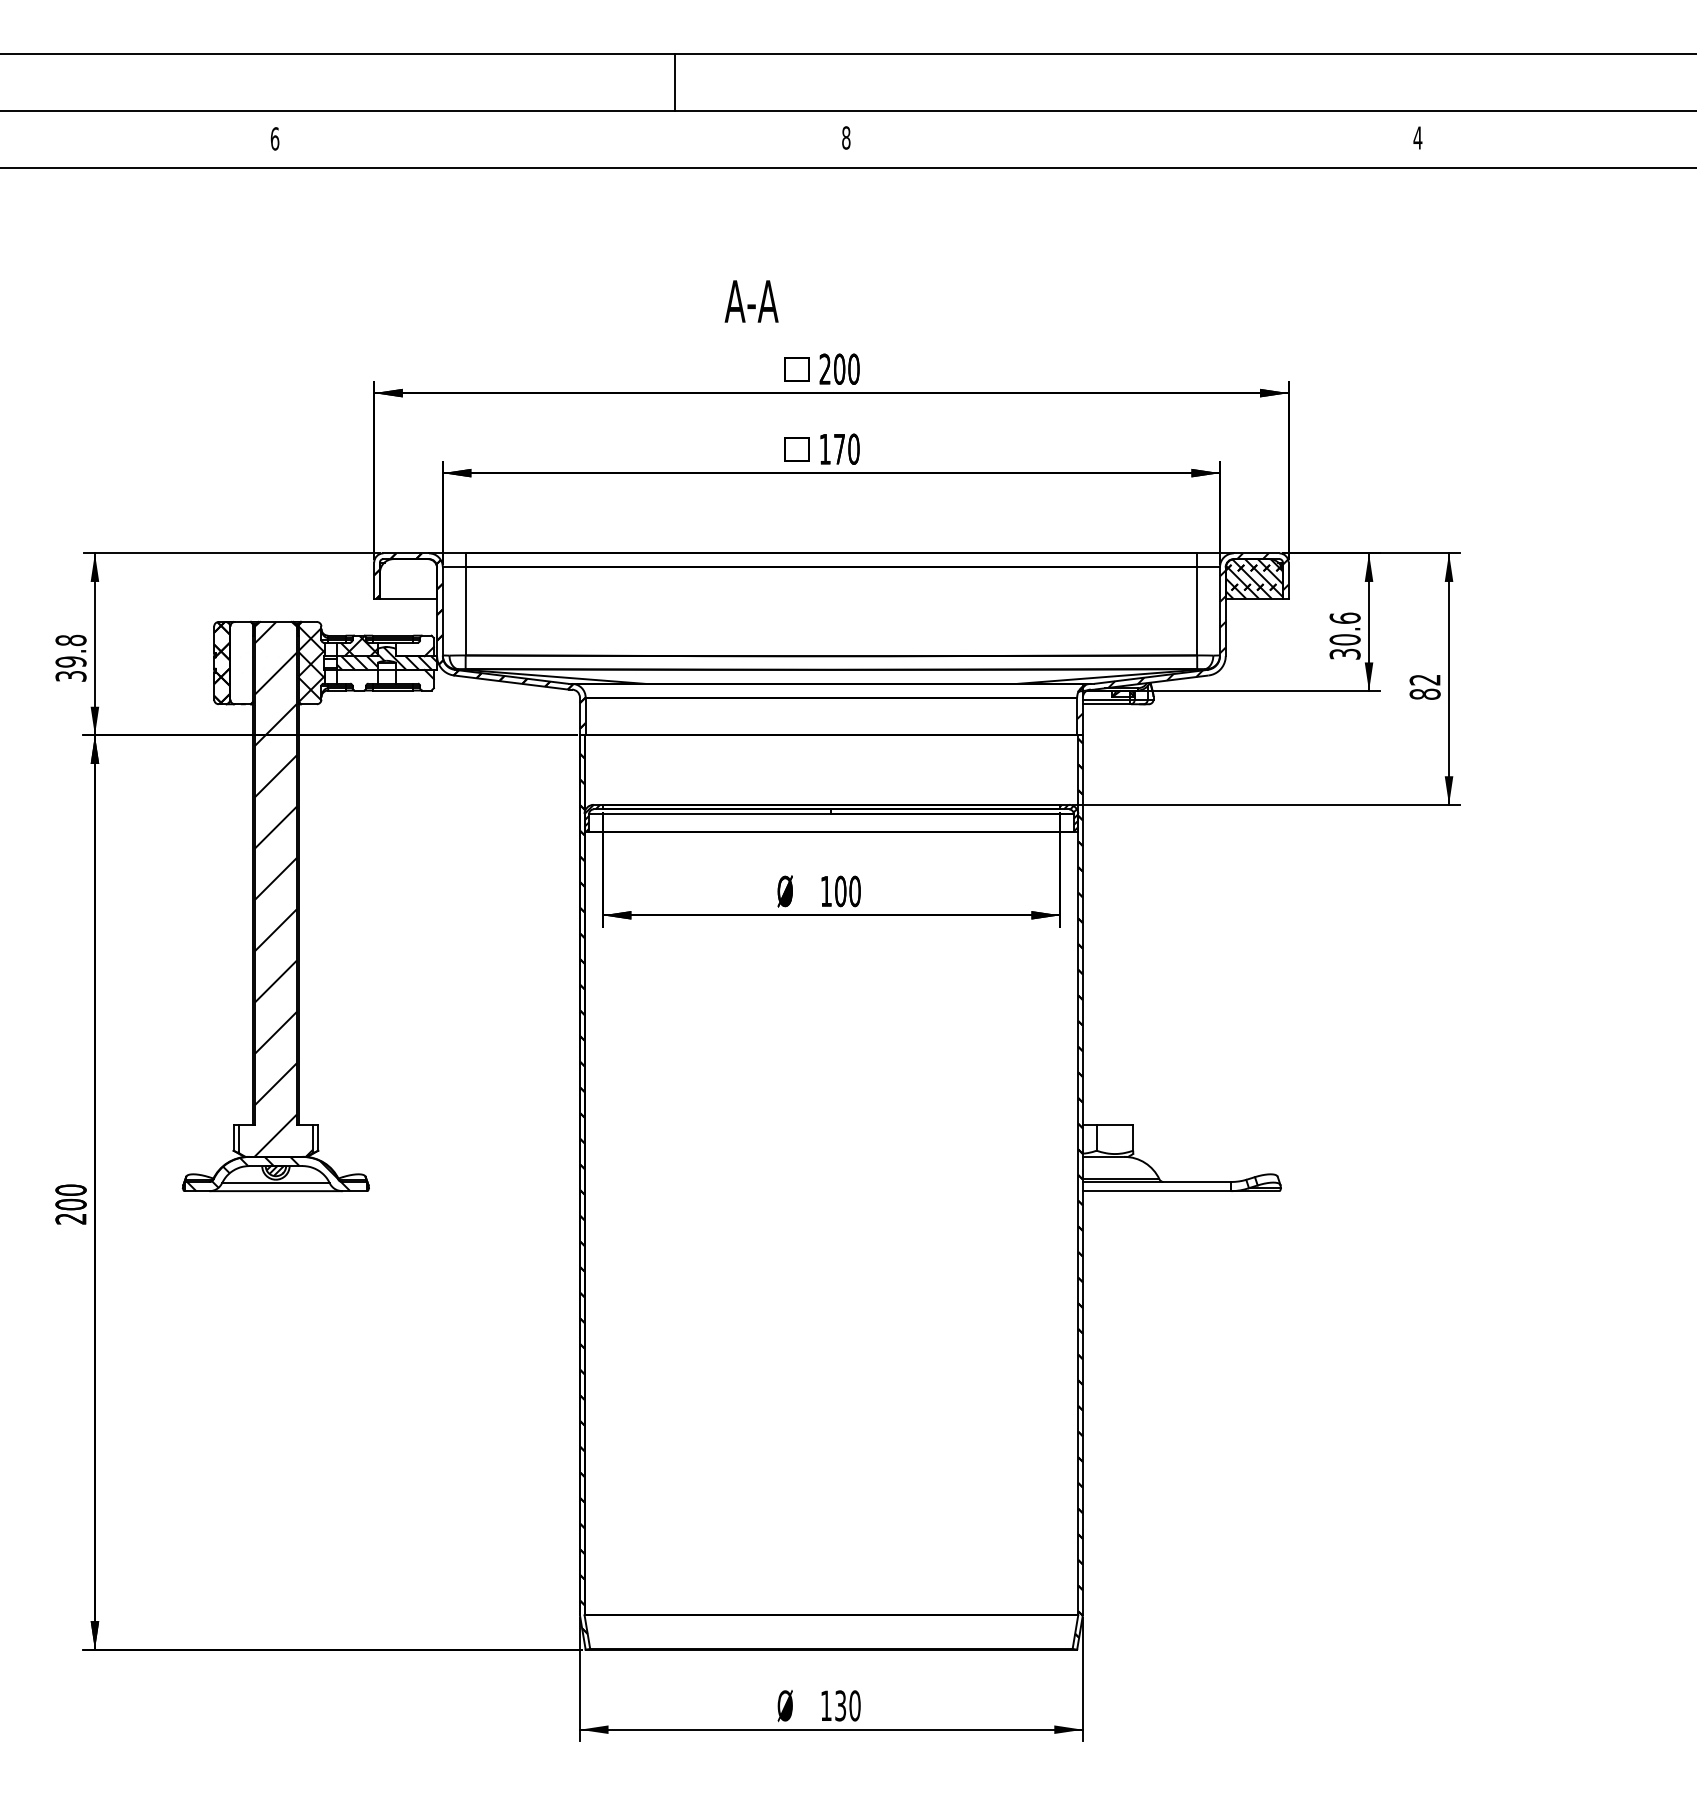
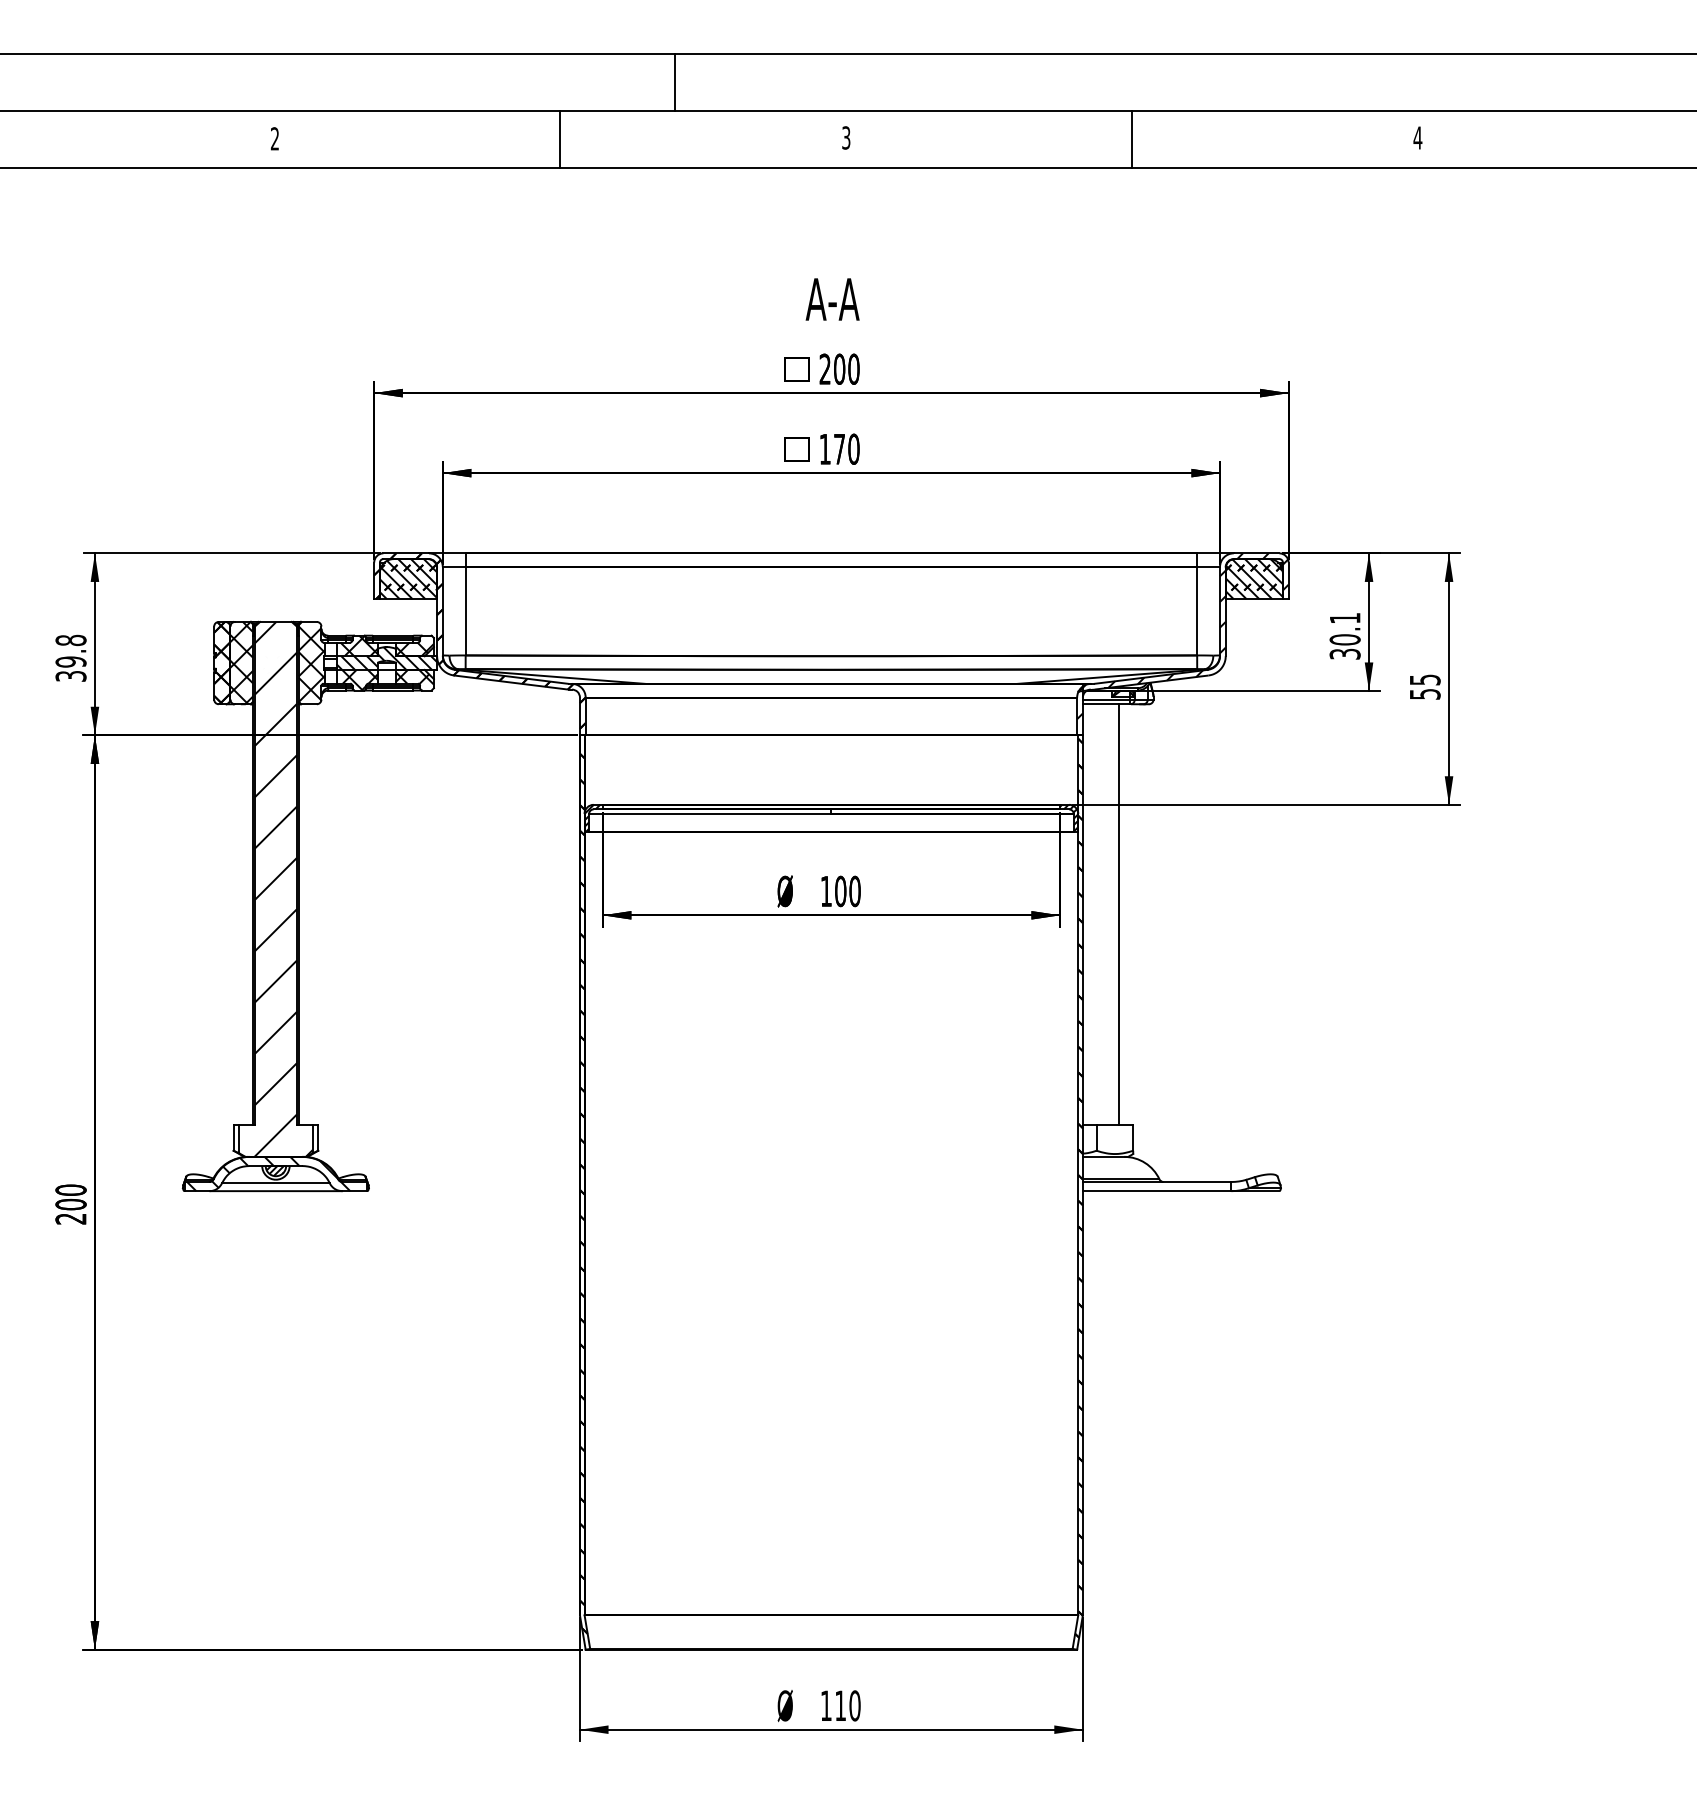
text: 8 -> 3 (846, 137)
text: 6 -> 2 (274, 138)
line: none -> present (560, 139)
line: none -> present (1131, 139)
text position: (751, 301) -> (832, 299) (832, 299)
hatch: none -> present (408, 579)
text: 30.6 -> 30.1 (1344, 617)
hatch: none -> present (414, 649)
hatch: none -> present (241, 662)
hatch: none -> present (414, 676)
hatch: none -> present (359, 679)
text: 82 -> 55 (1424, 686)
line: none -> present (1119, 914)
text: 130 -> 110 (840, 1705)
